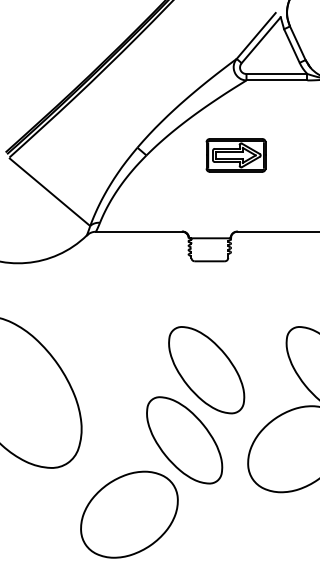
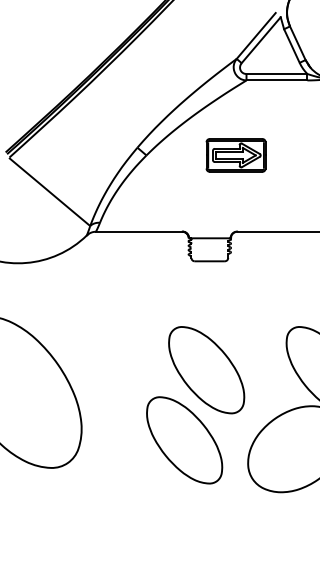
part: present -> none (129, 514)
